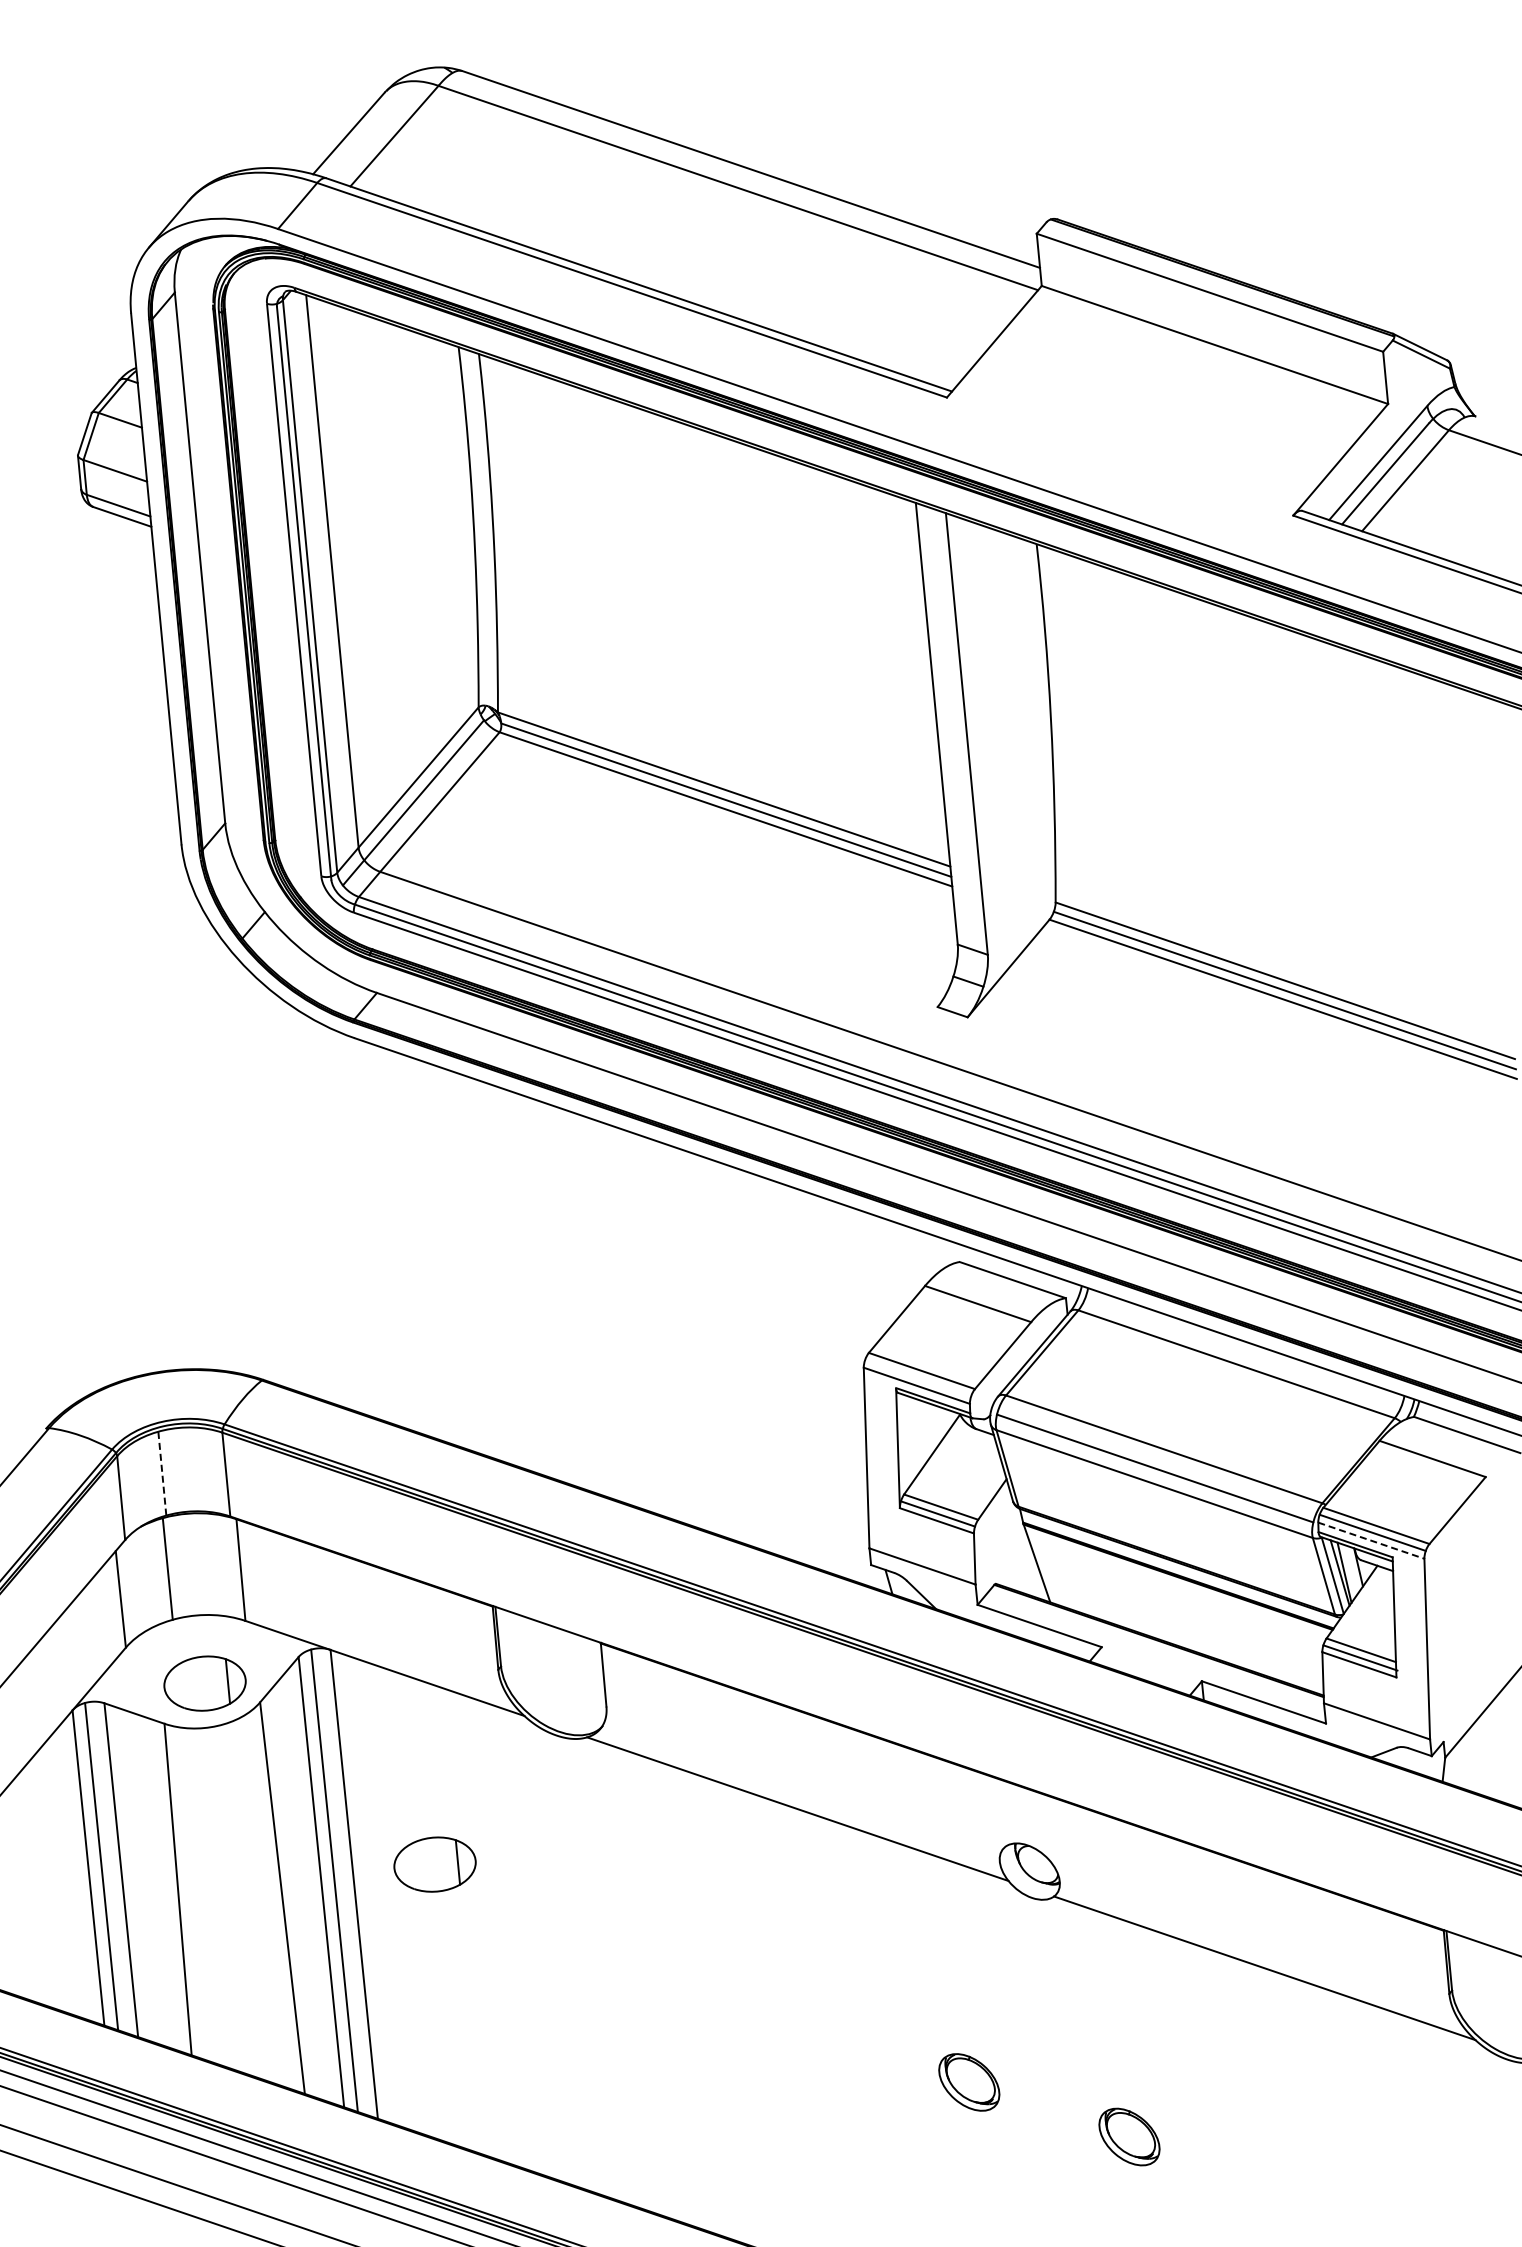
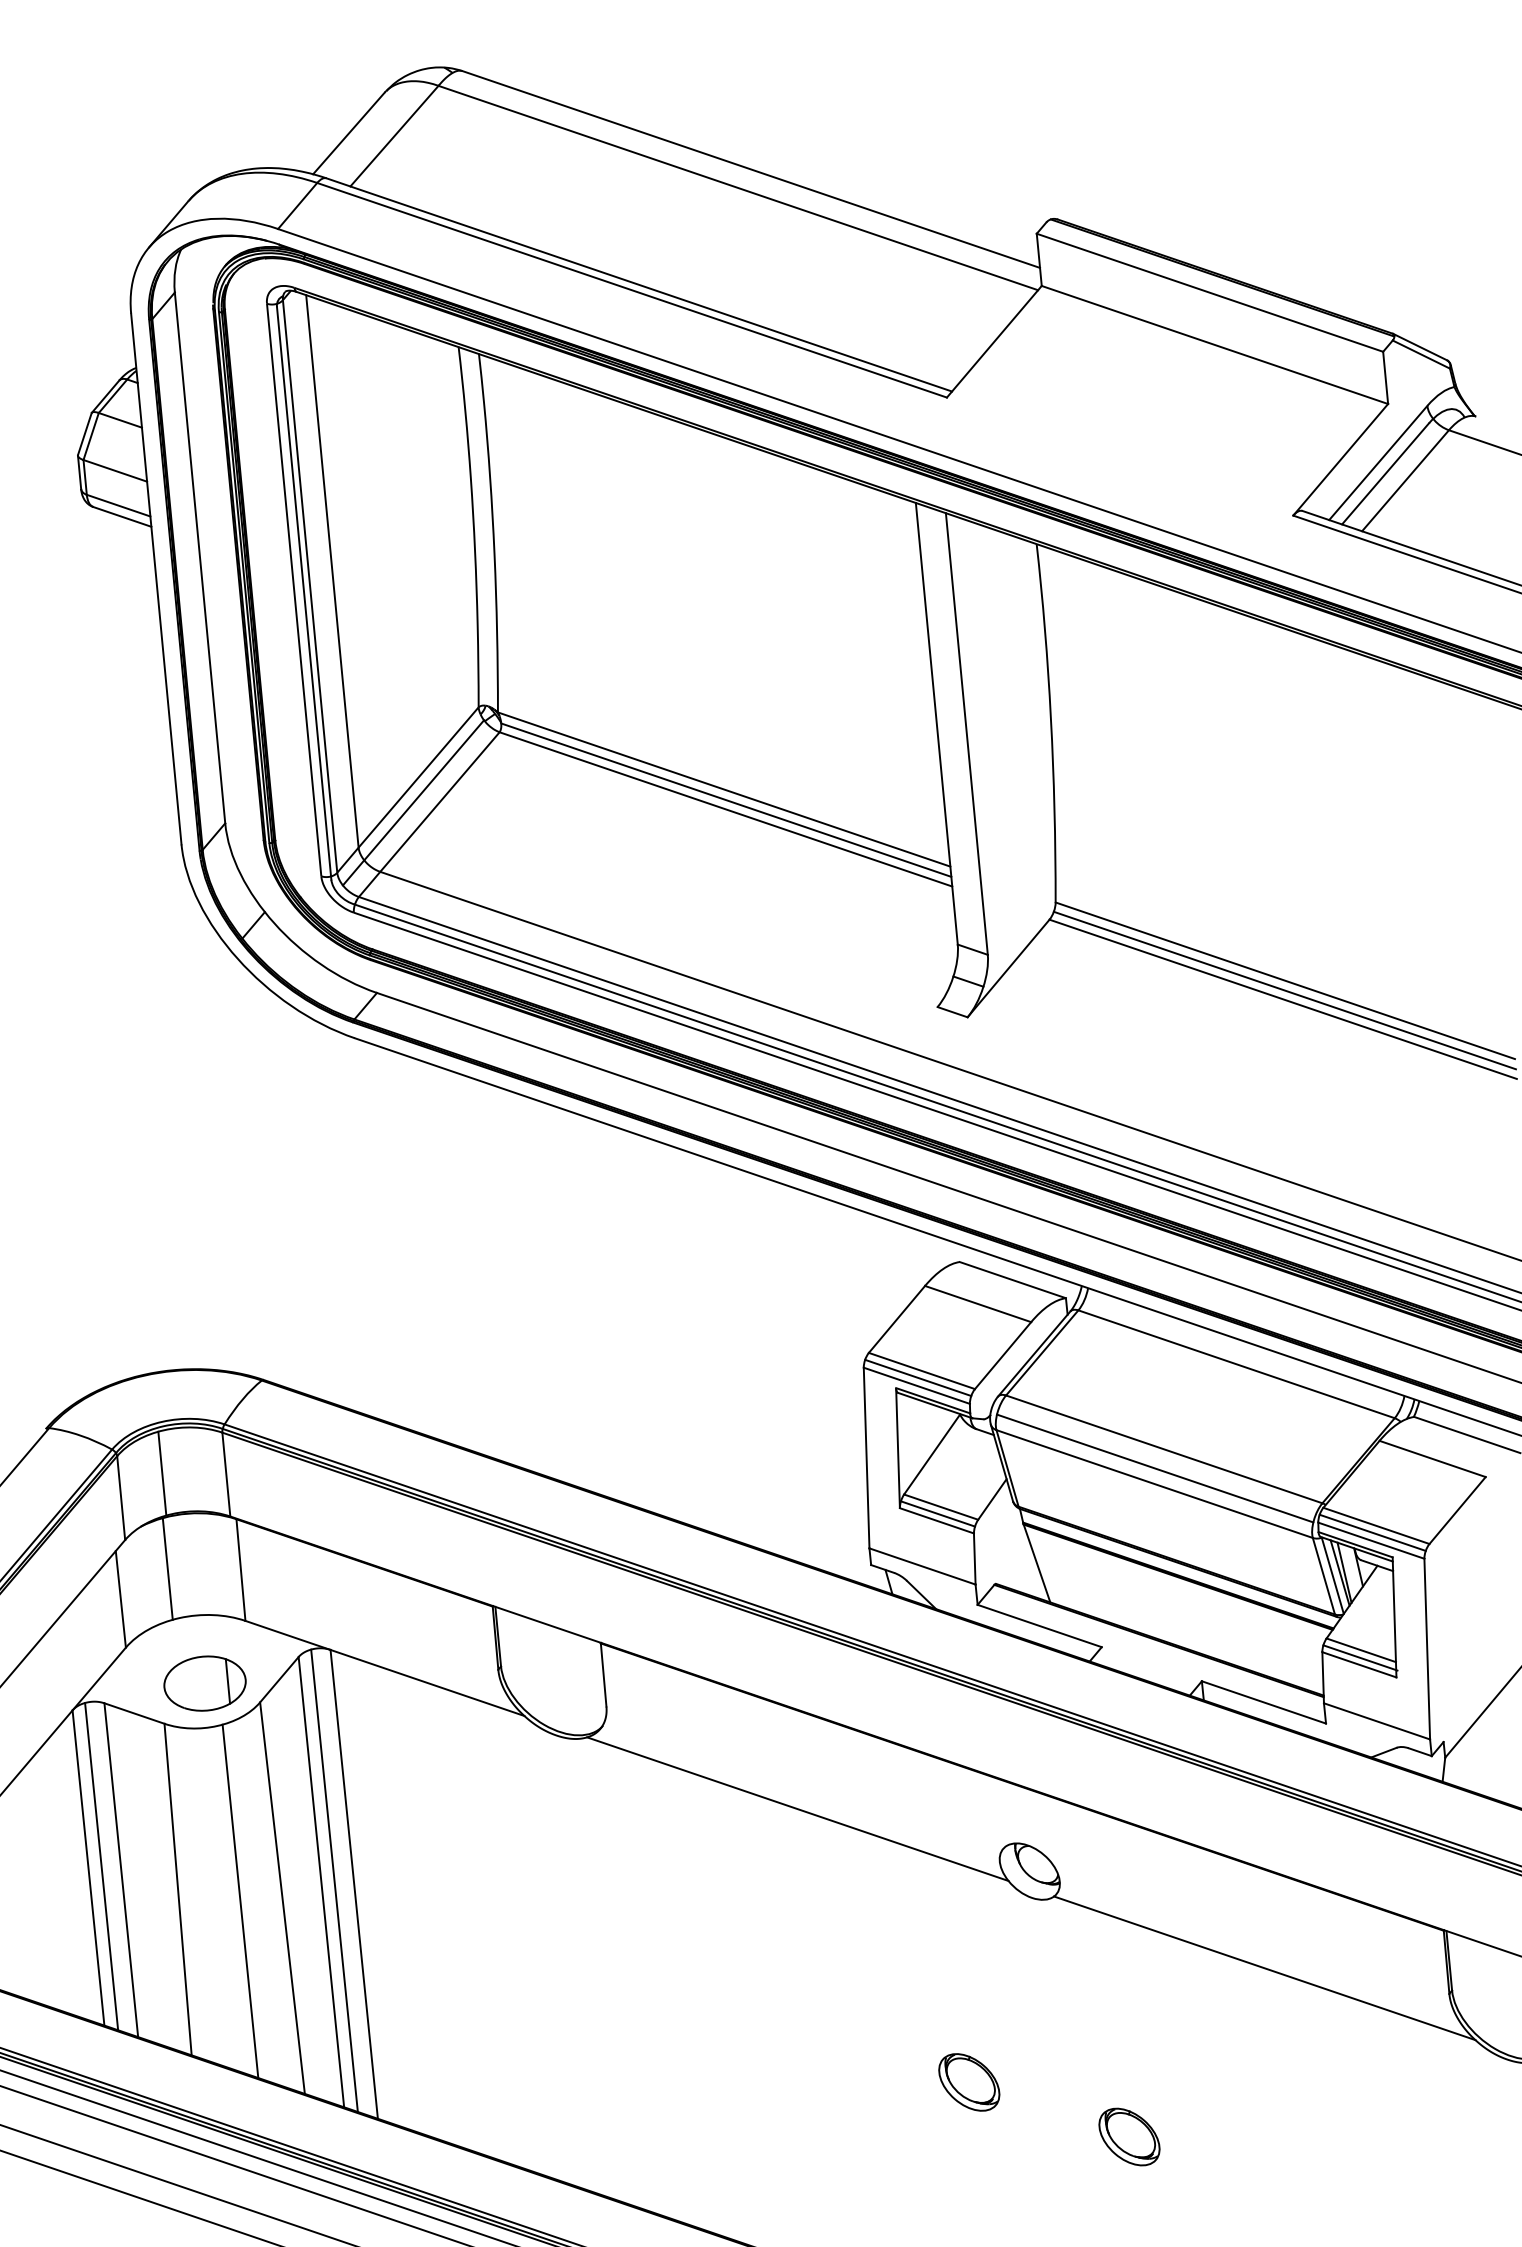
line: none -> present (918, 1377)
line: dashed -> solid (162, 1473)
line: dashed -> solid (1371, 1540)
part: present -> none (434, 1864)
line: none -> present (240, 1901)
